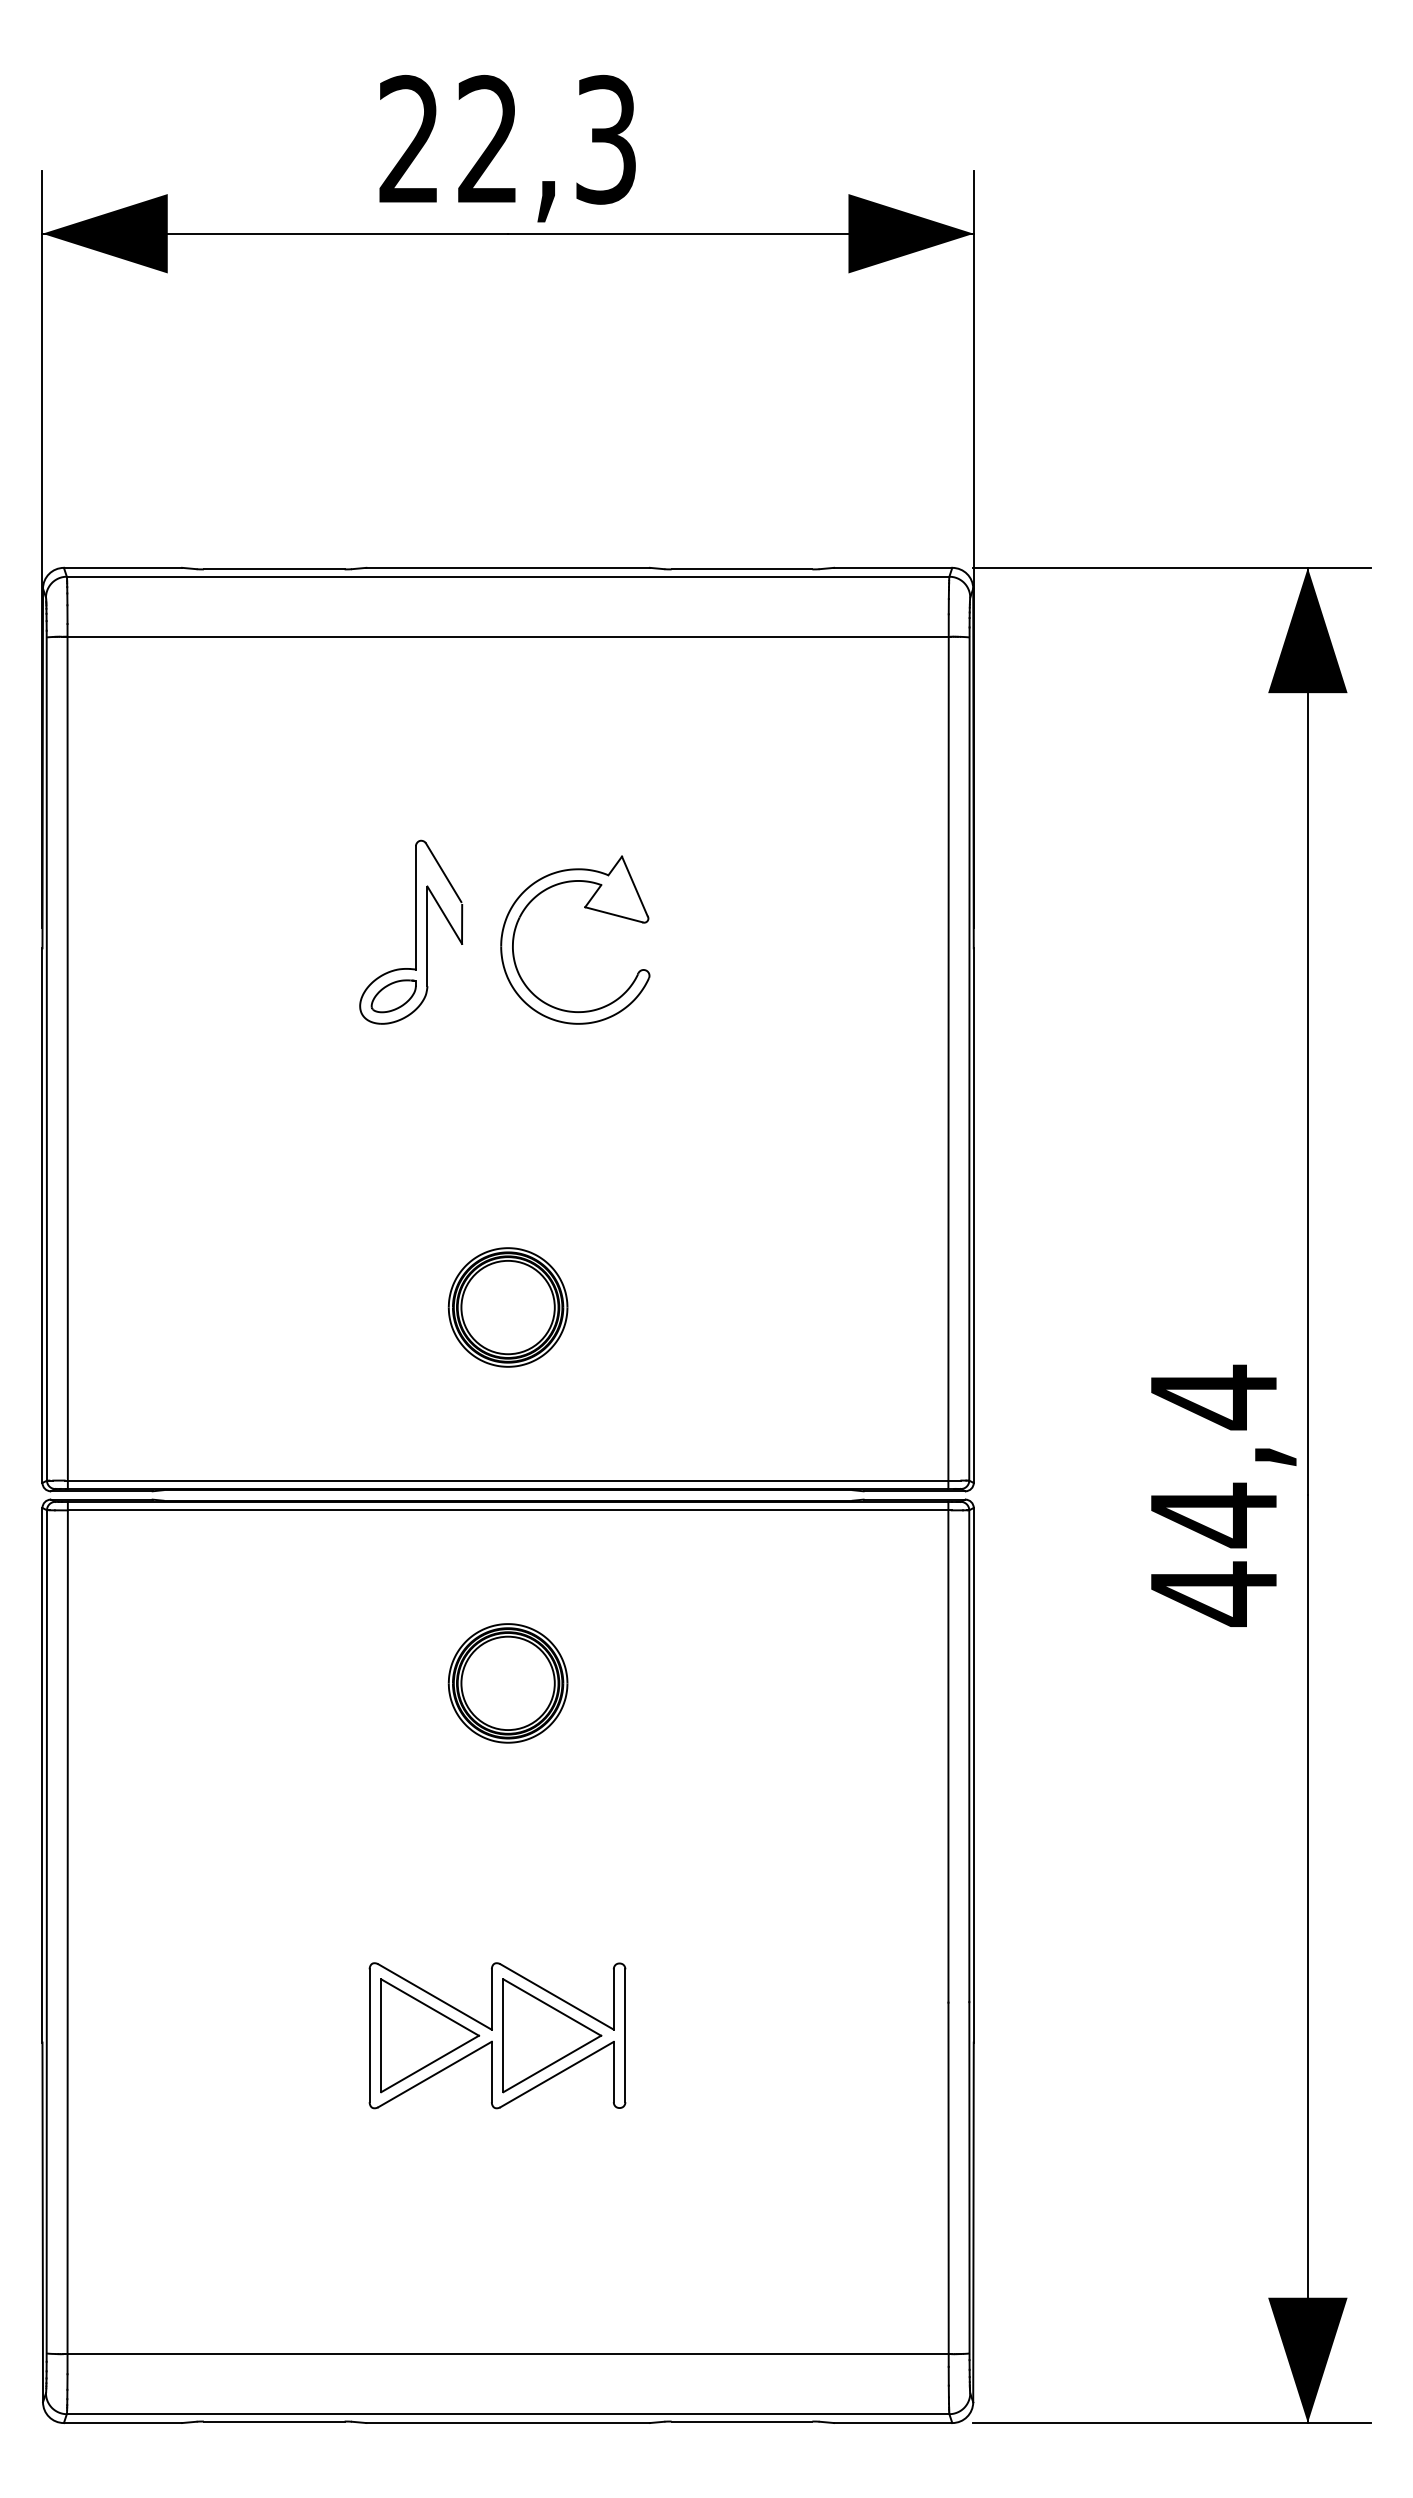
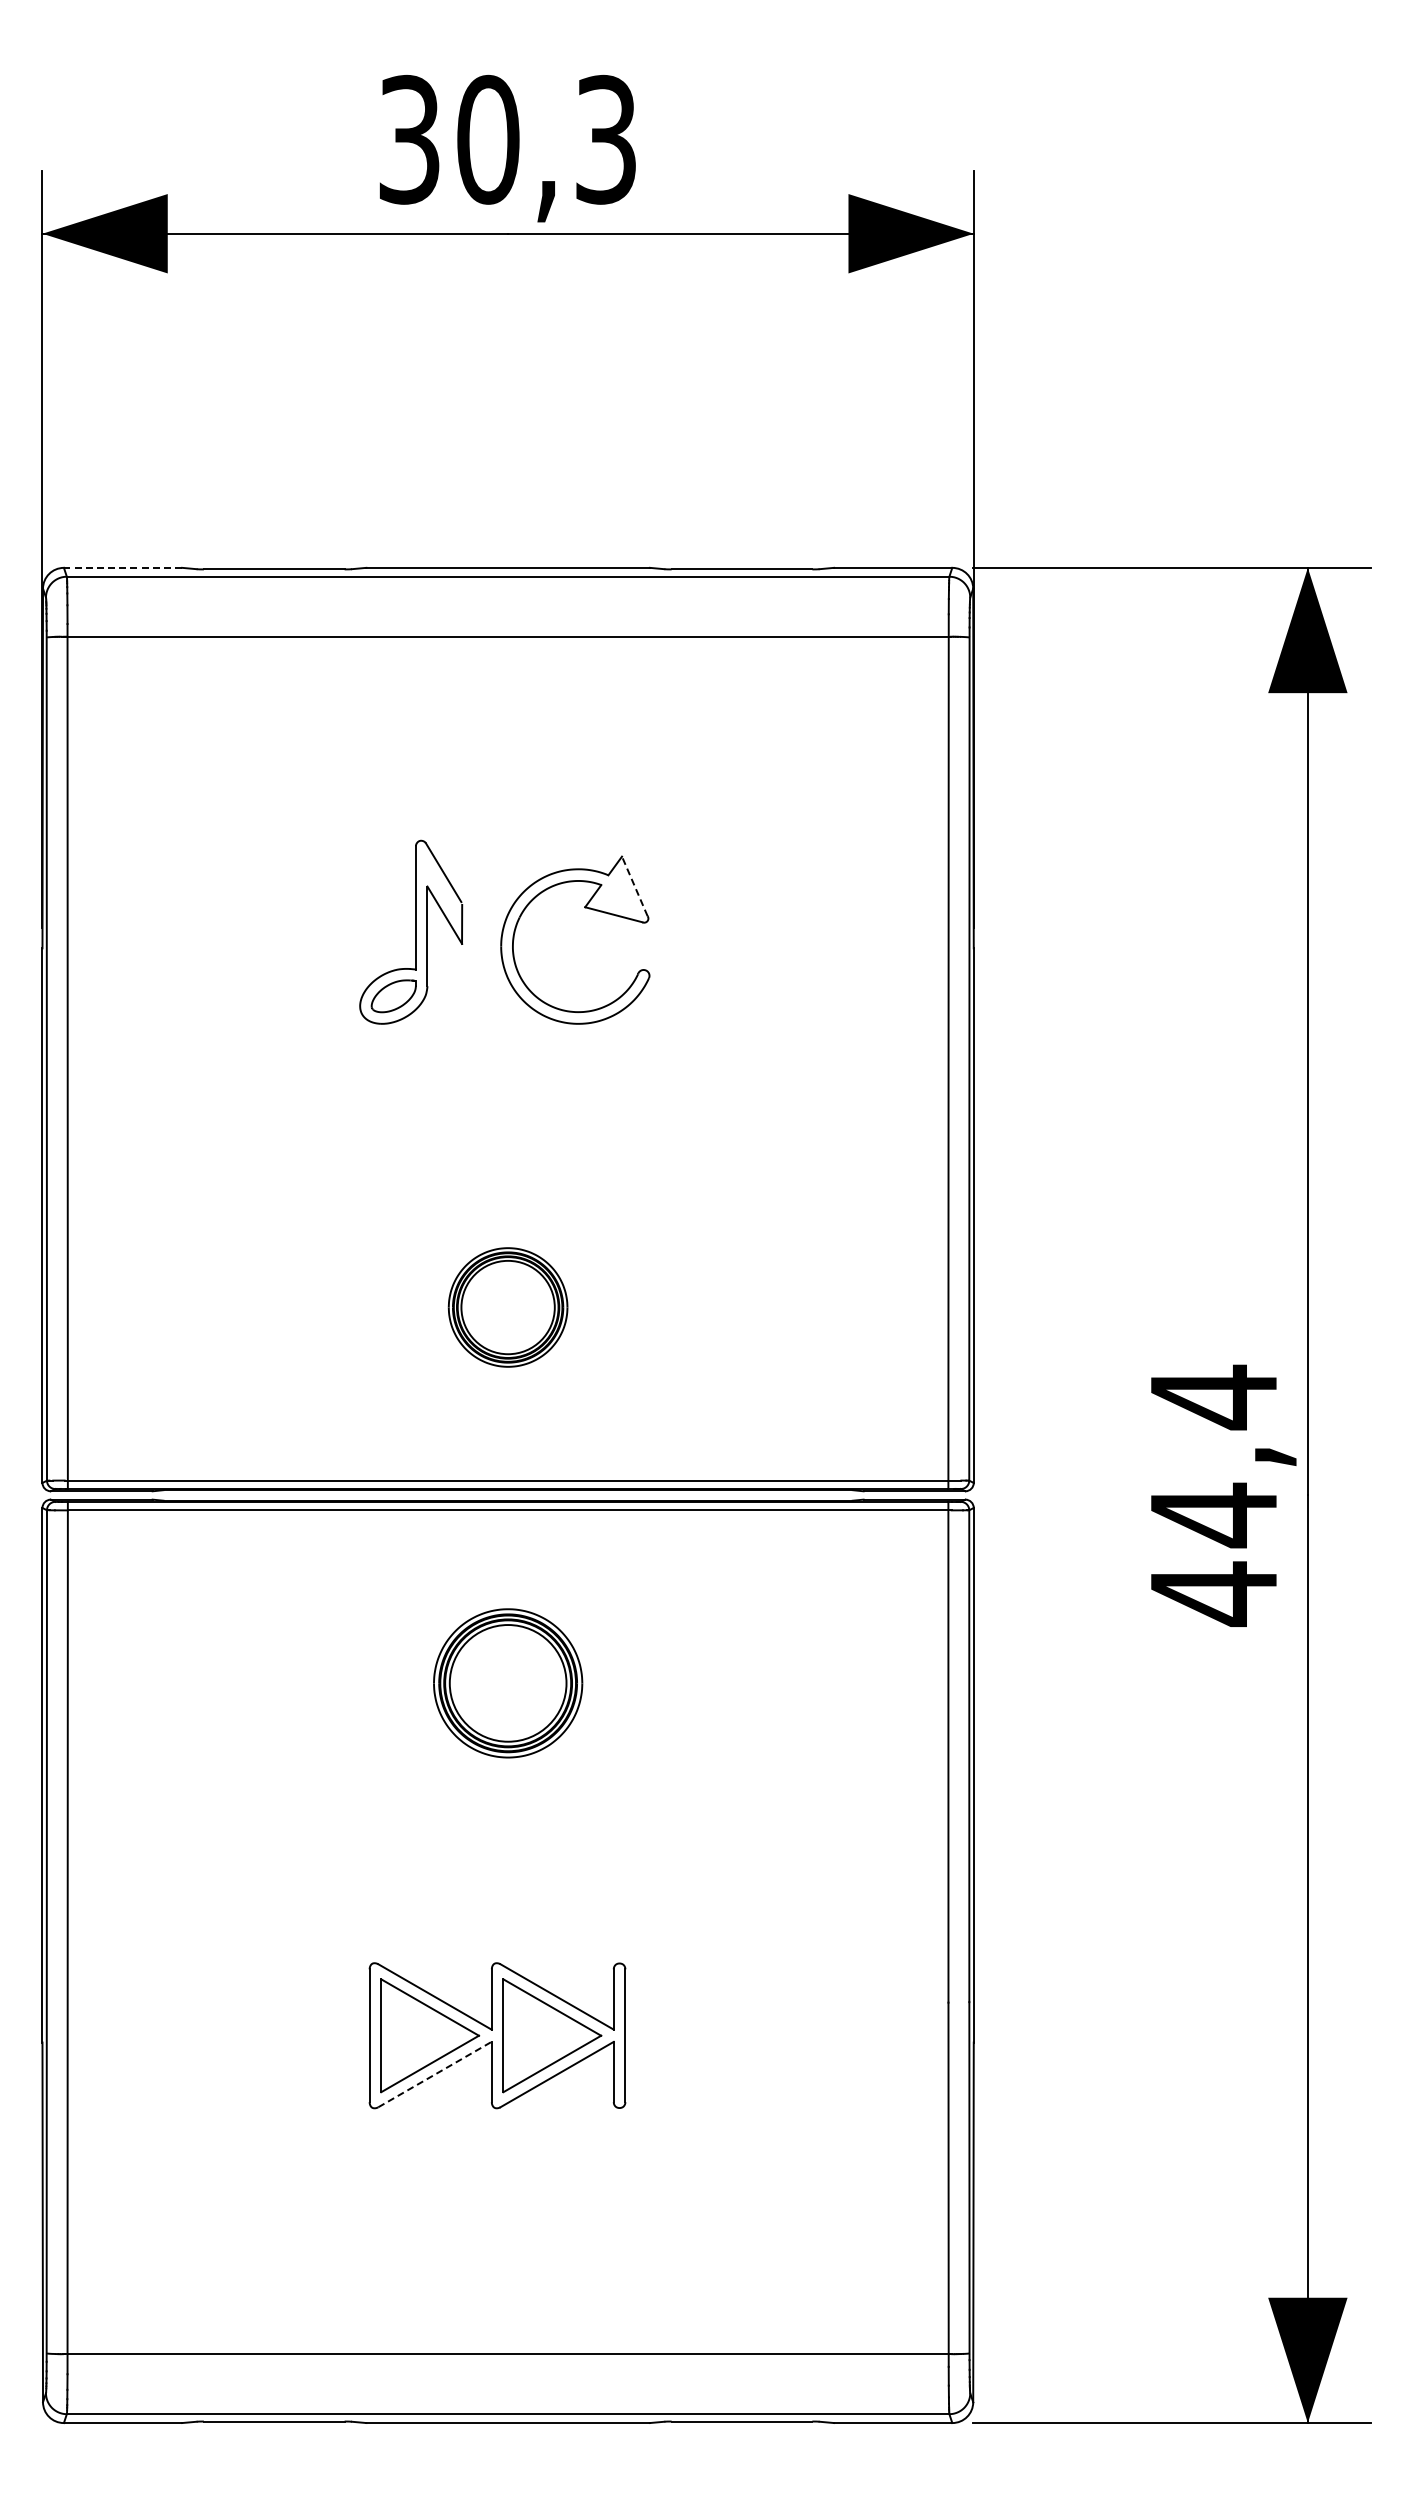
text: 22,3 -> 30,3 (449, 139)
line: solid -> dashed (122, 567)
line: solid -> dashed (634, 885)
part size: 122x121 px -> 151x151 px (508, 1683)
line: solid -> dashed (435, 2074)
